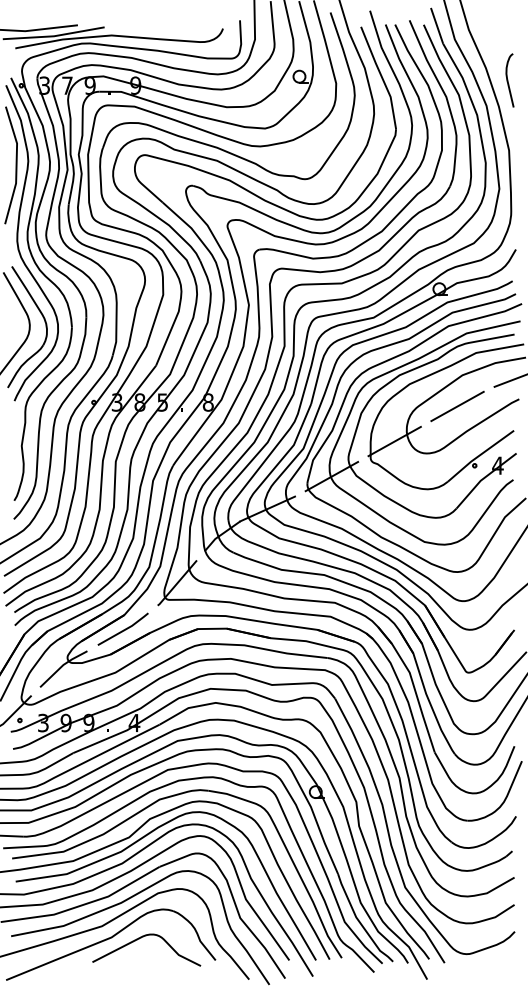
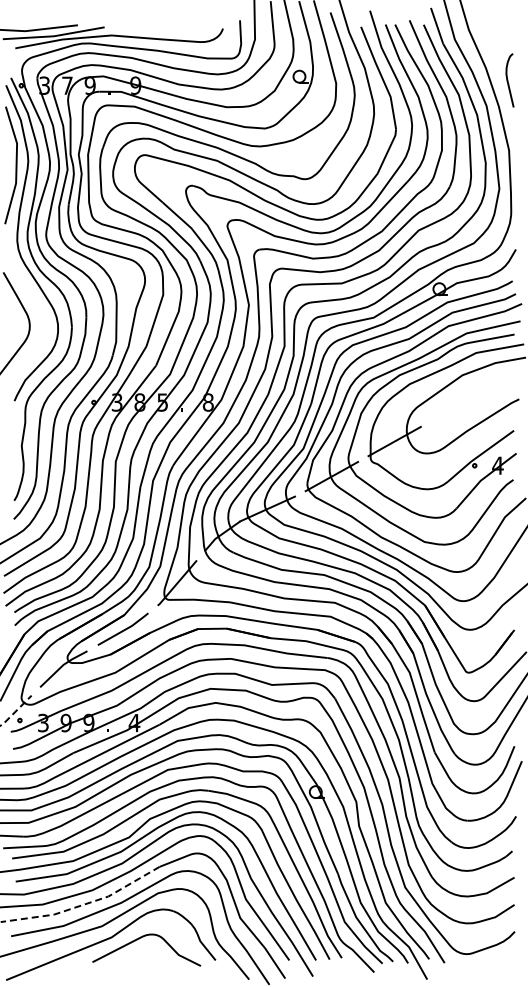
part: present -> none (44, 322)
line: present -> none (509, 380)
line: present -> none (457, 406)
line: solid -> dashed (16, 710)
line: solid -> dashed (84, 904)
